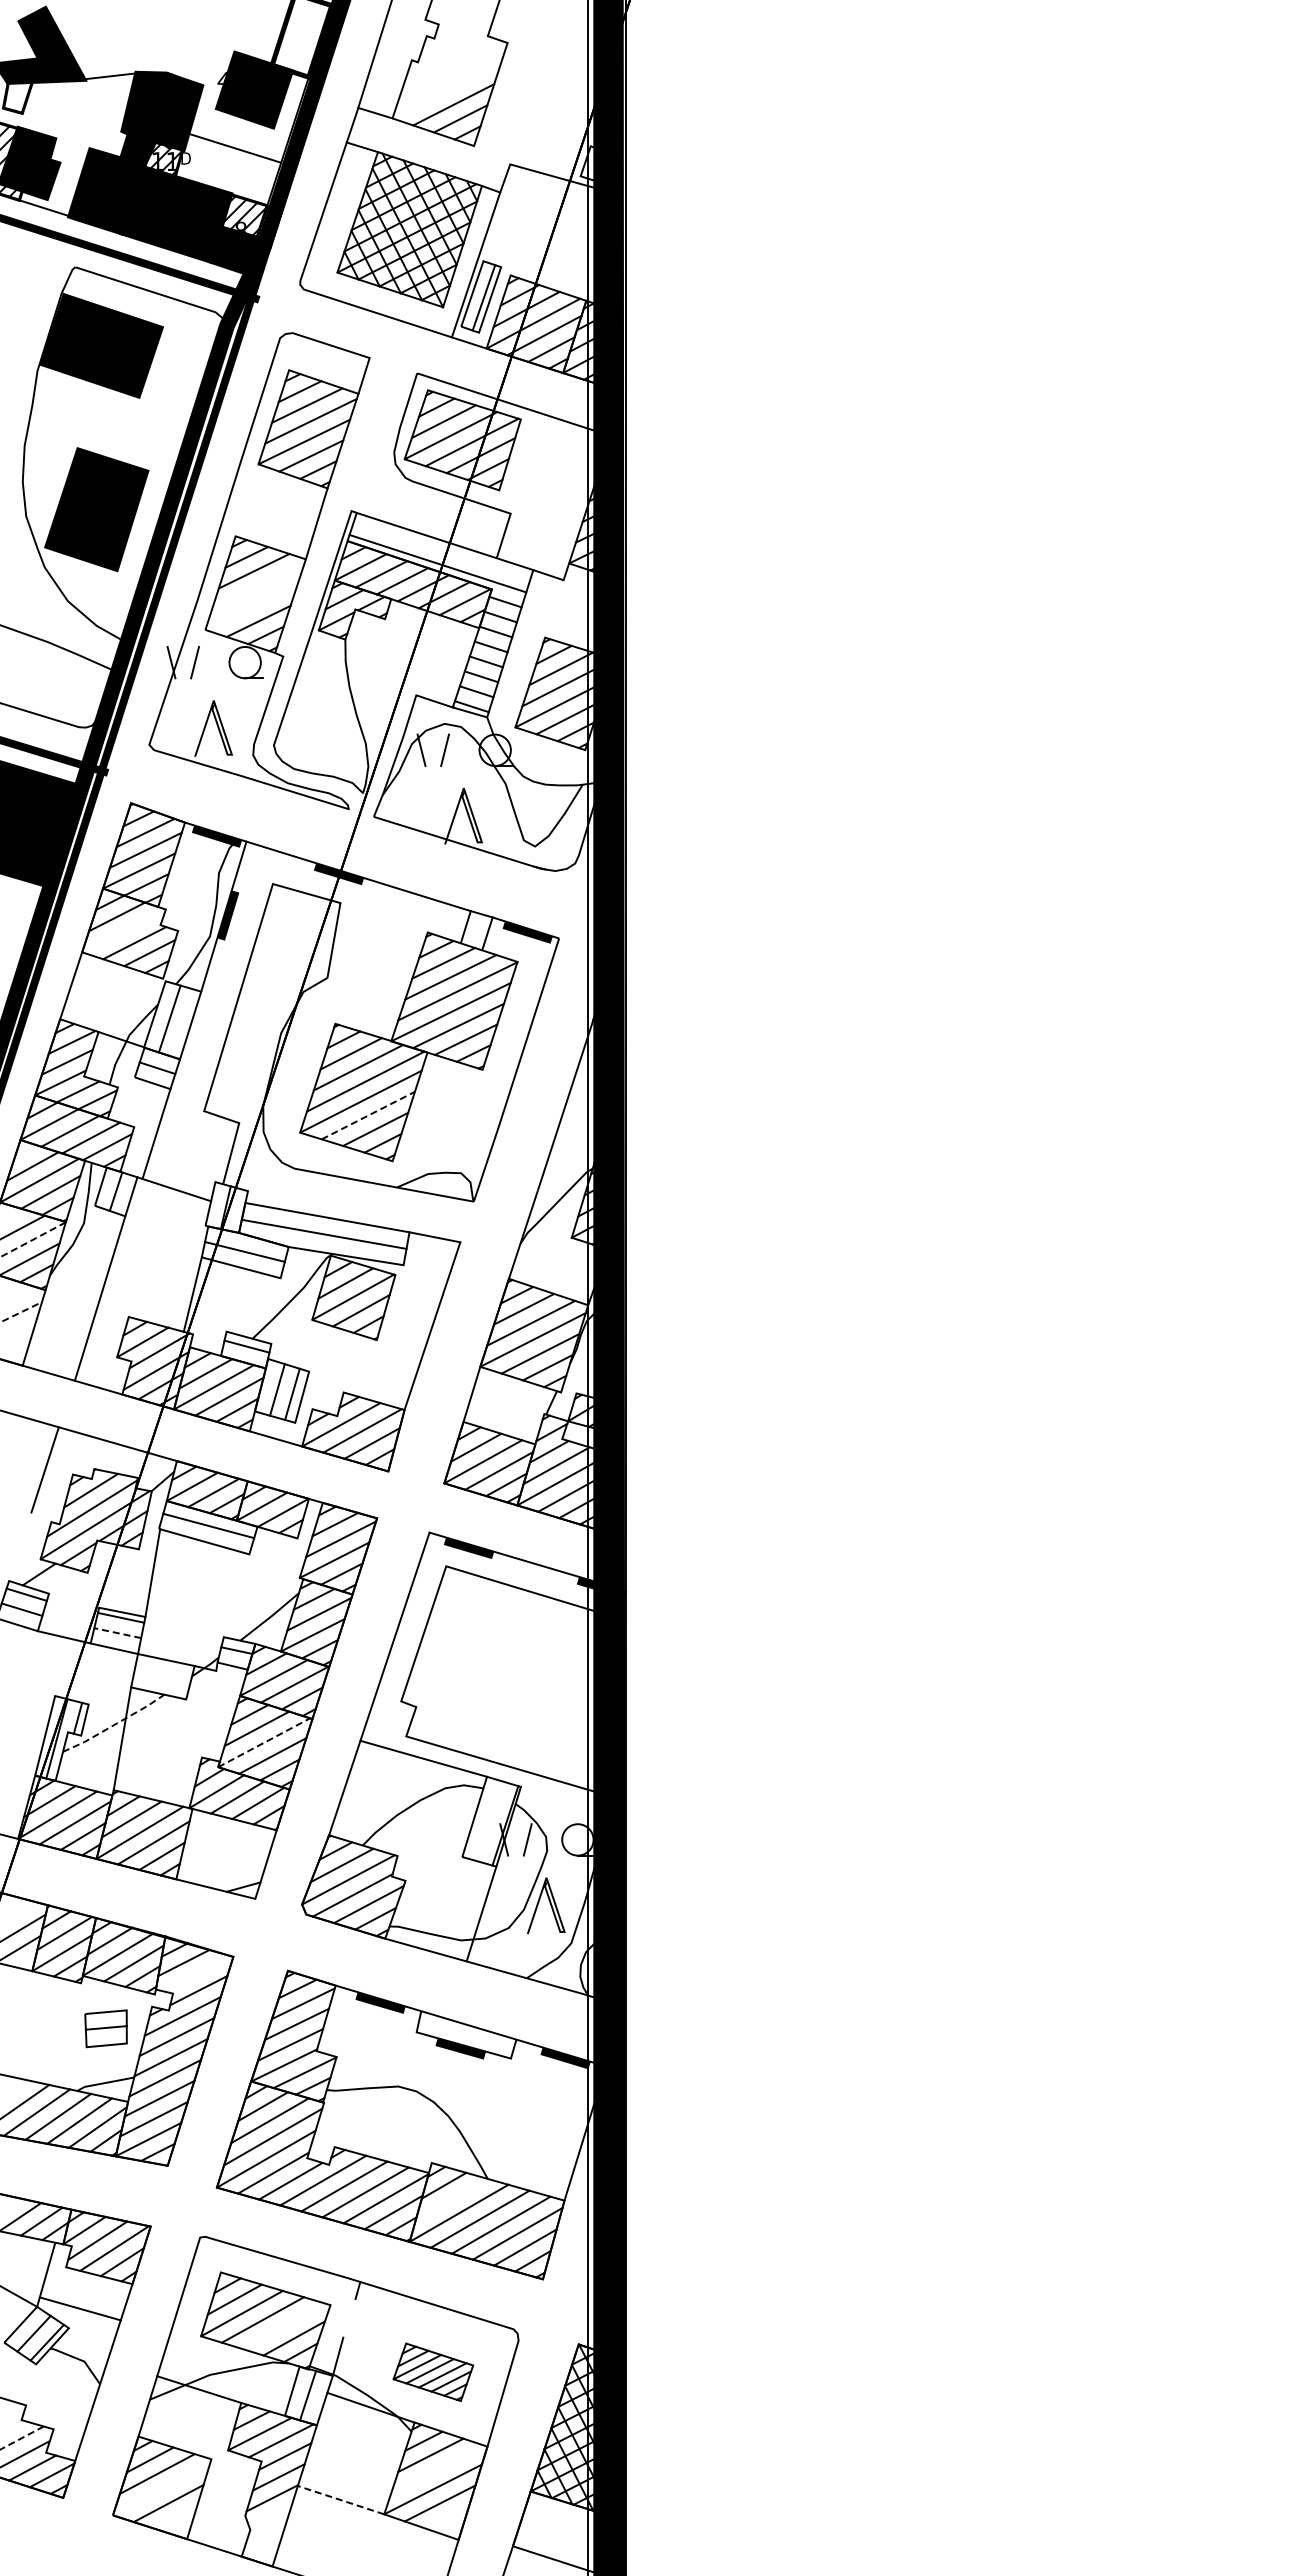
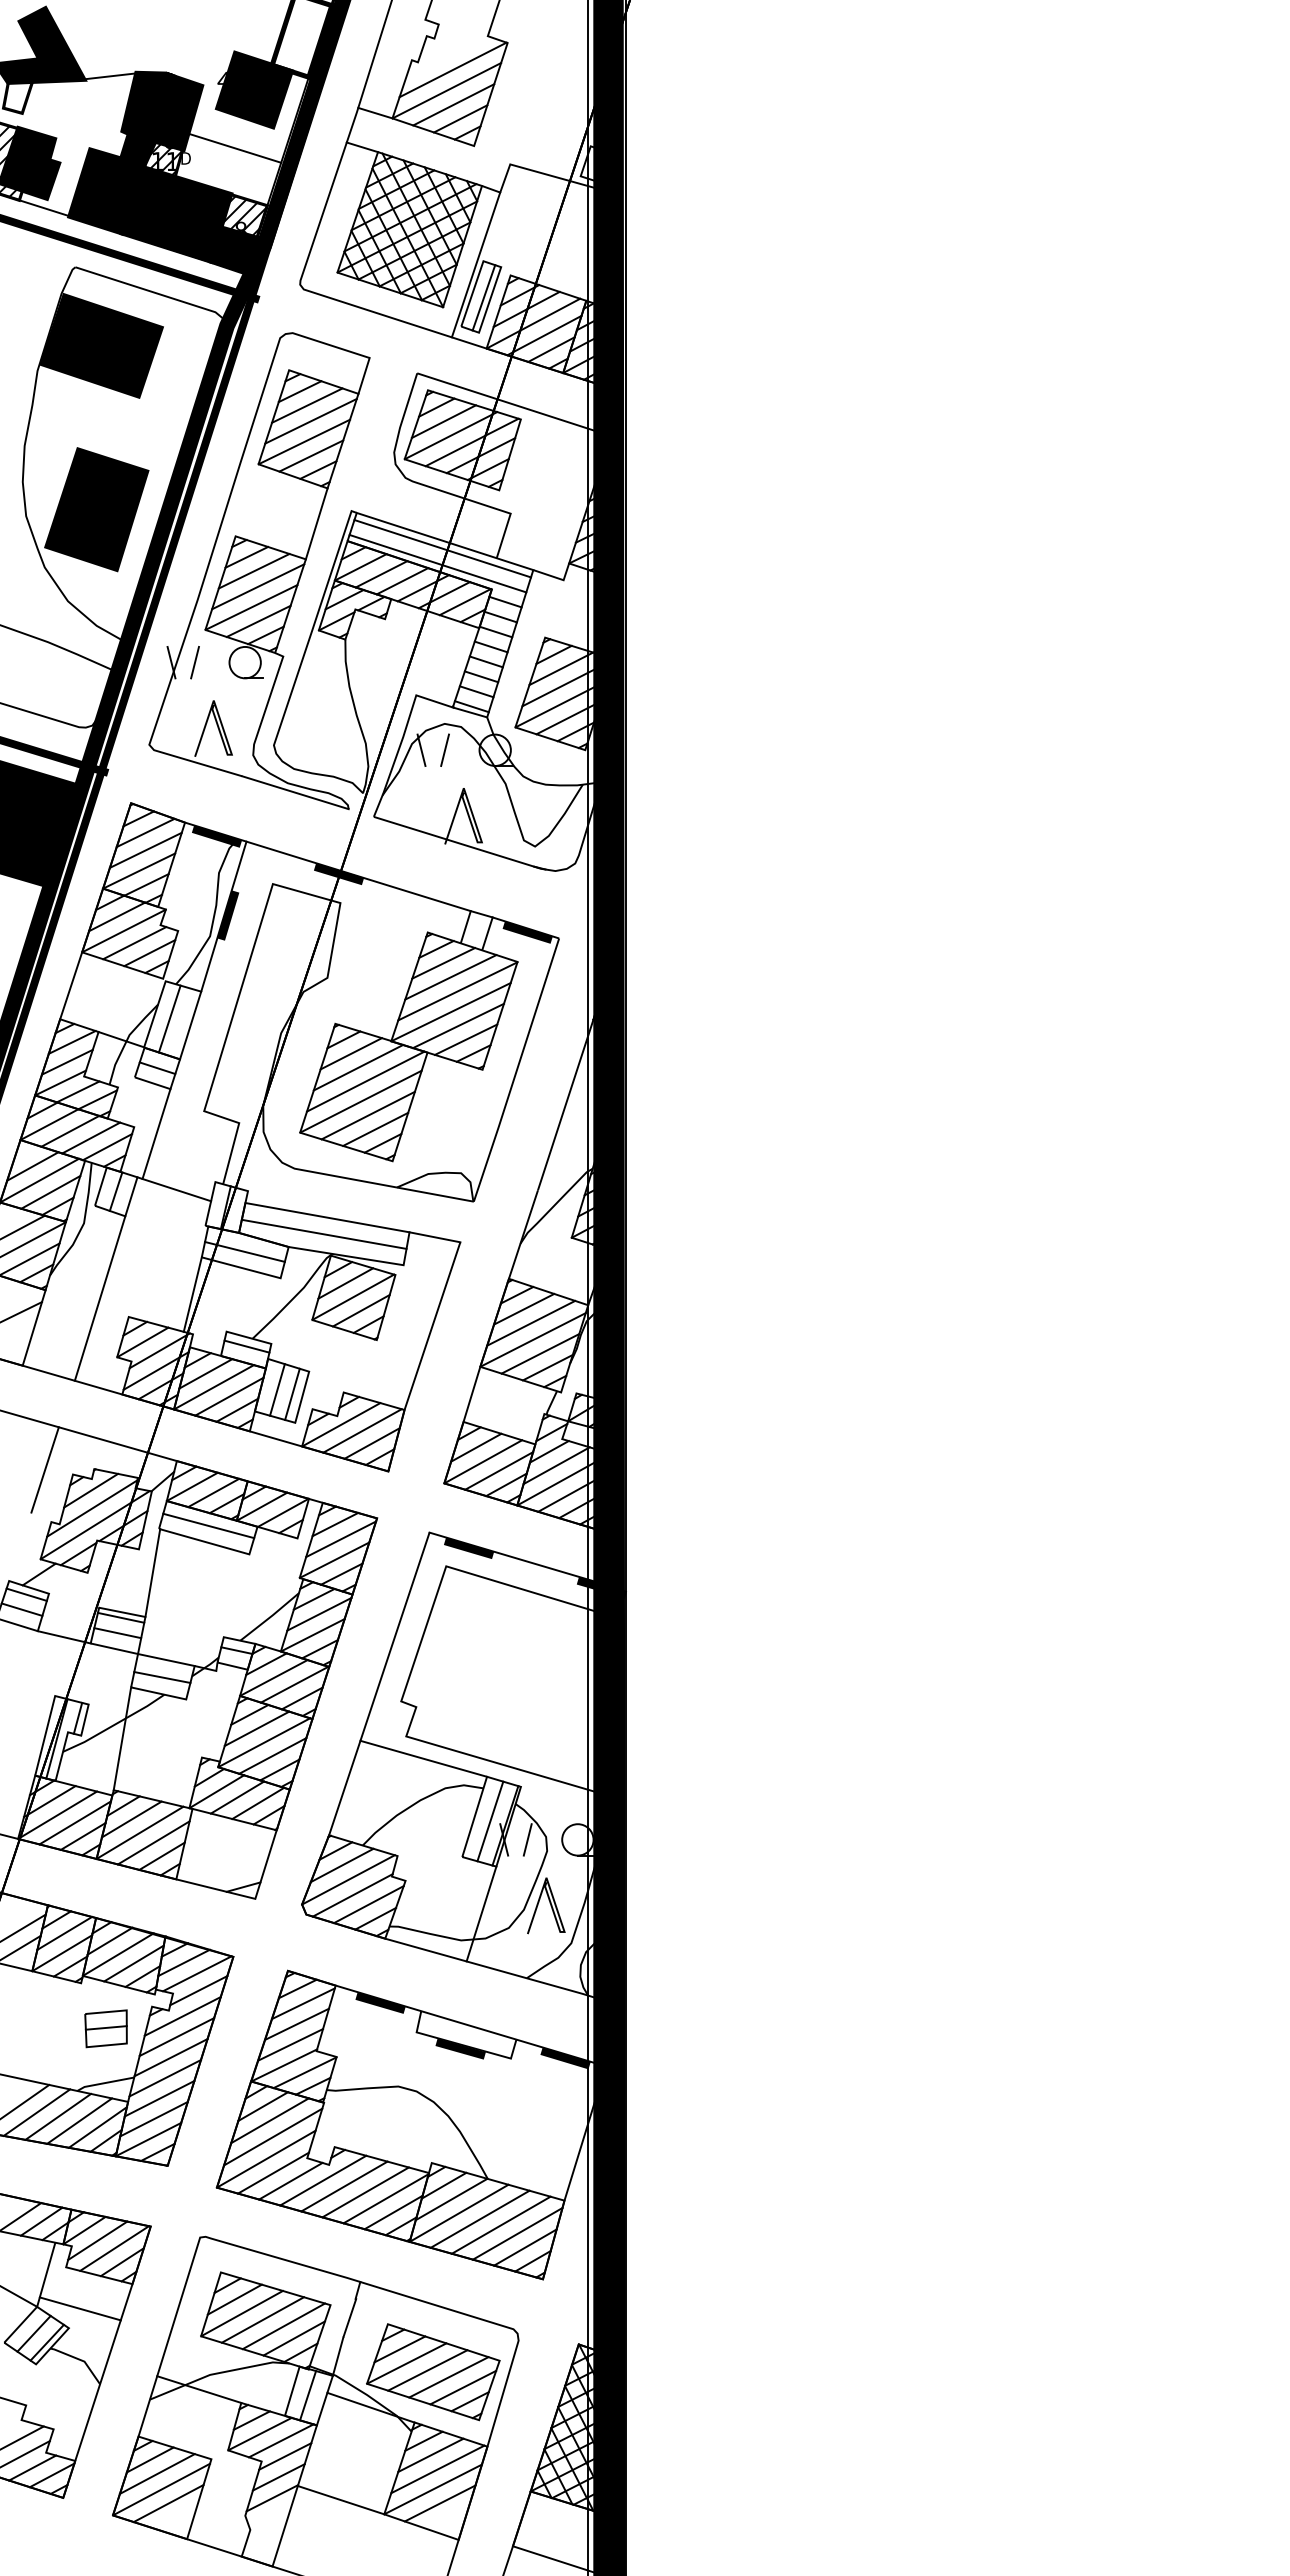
line: none -> present (452, 69)
line: none -> present (446, 90)
line: none -> present (442, 548)
line: none -> present (258, 586)
line: none -> present (251, 607)
line: none -> present (123, 930)
line: dashed -> solid (368, 1115)
line: dashed -> solid (32, 1240)
line: dashed -> solid (21, 1312)
line: dashed -> solid (117, 1633)
line: none -> present (162, 1677)
line: dashed -> solid (114, 1724)
line: dashed -> solid (264, 1742)
line: none -> present (490, 1821)
line: none -> present (197, 1973)
line: none -> present (451, 2199)
line: none -> present (349, 2317)
line: none -> present (283, 2326)
part size: 83x61 px -> 135x99 px (433, 2372)
line: dashed -> solid (21, 2438)
line: none -> present (437, 2469)
line: none -> present (161, 2489)
line: dashed -> solid (340, 2500)
